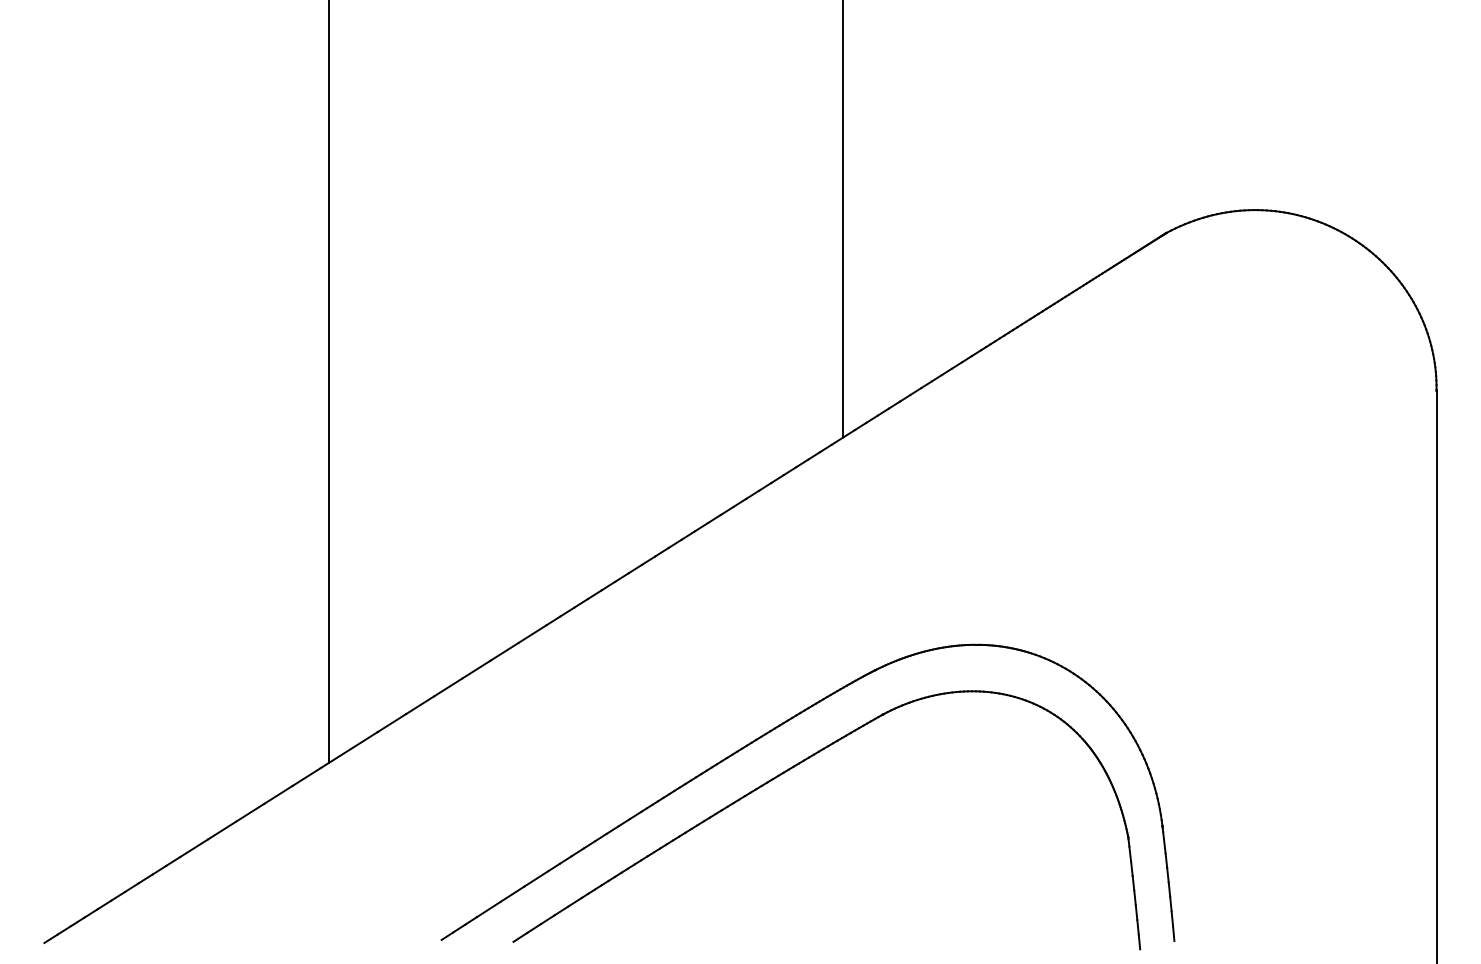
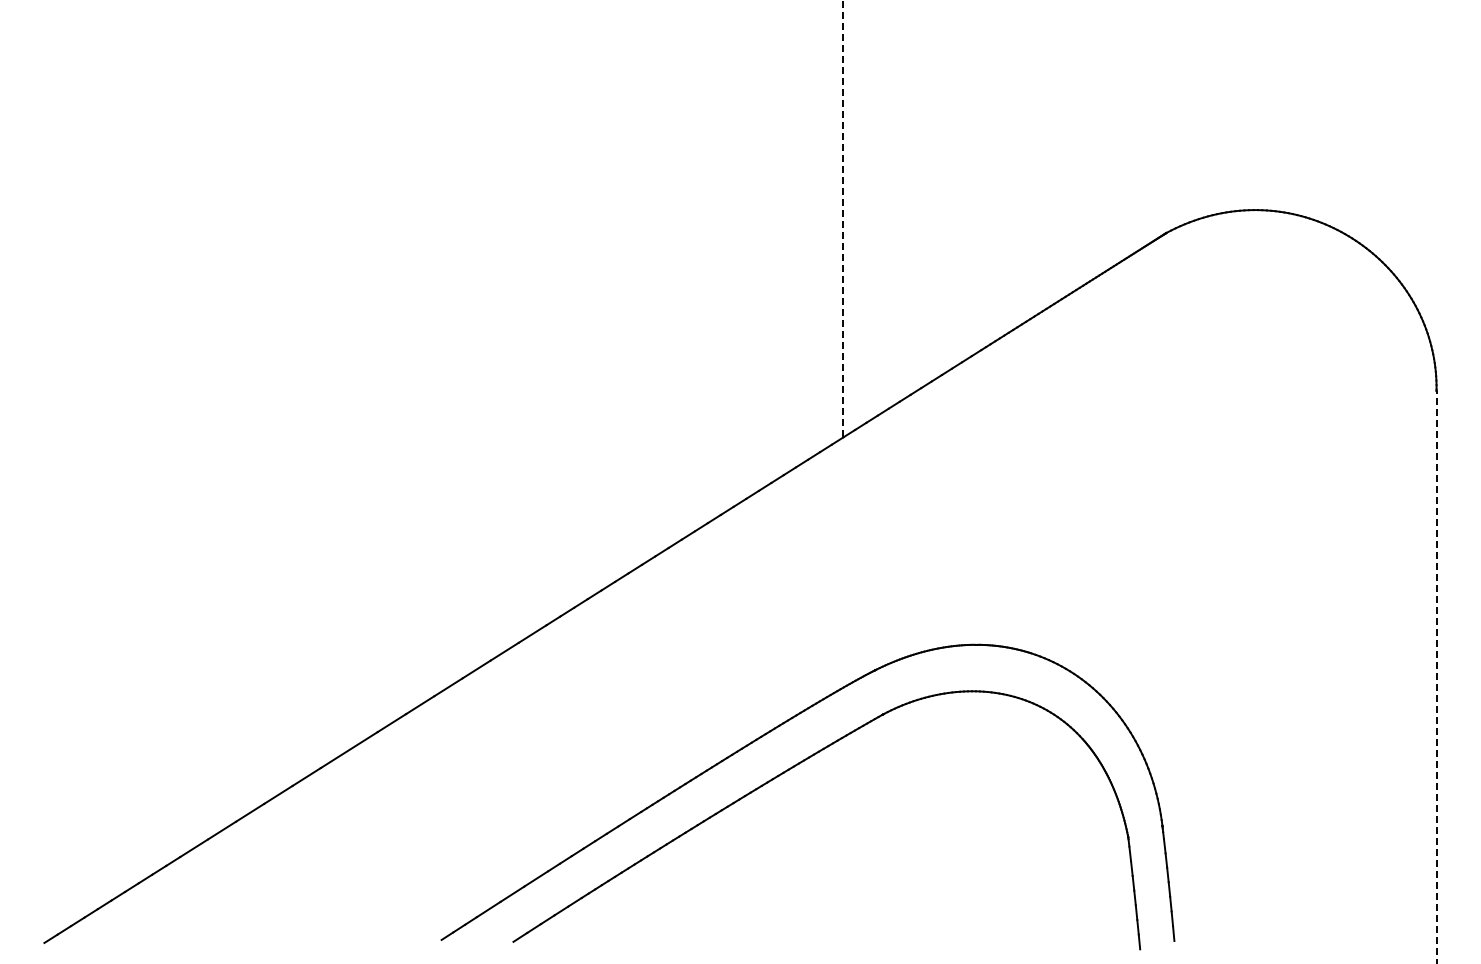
line: solid -> dashed (843, 218)
line: present -> none (328, 382)
line: solid -> dashed (1436, 677)
